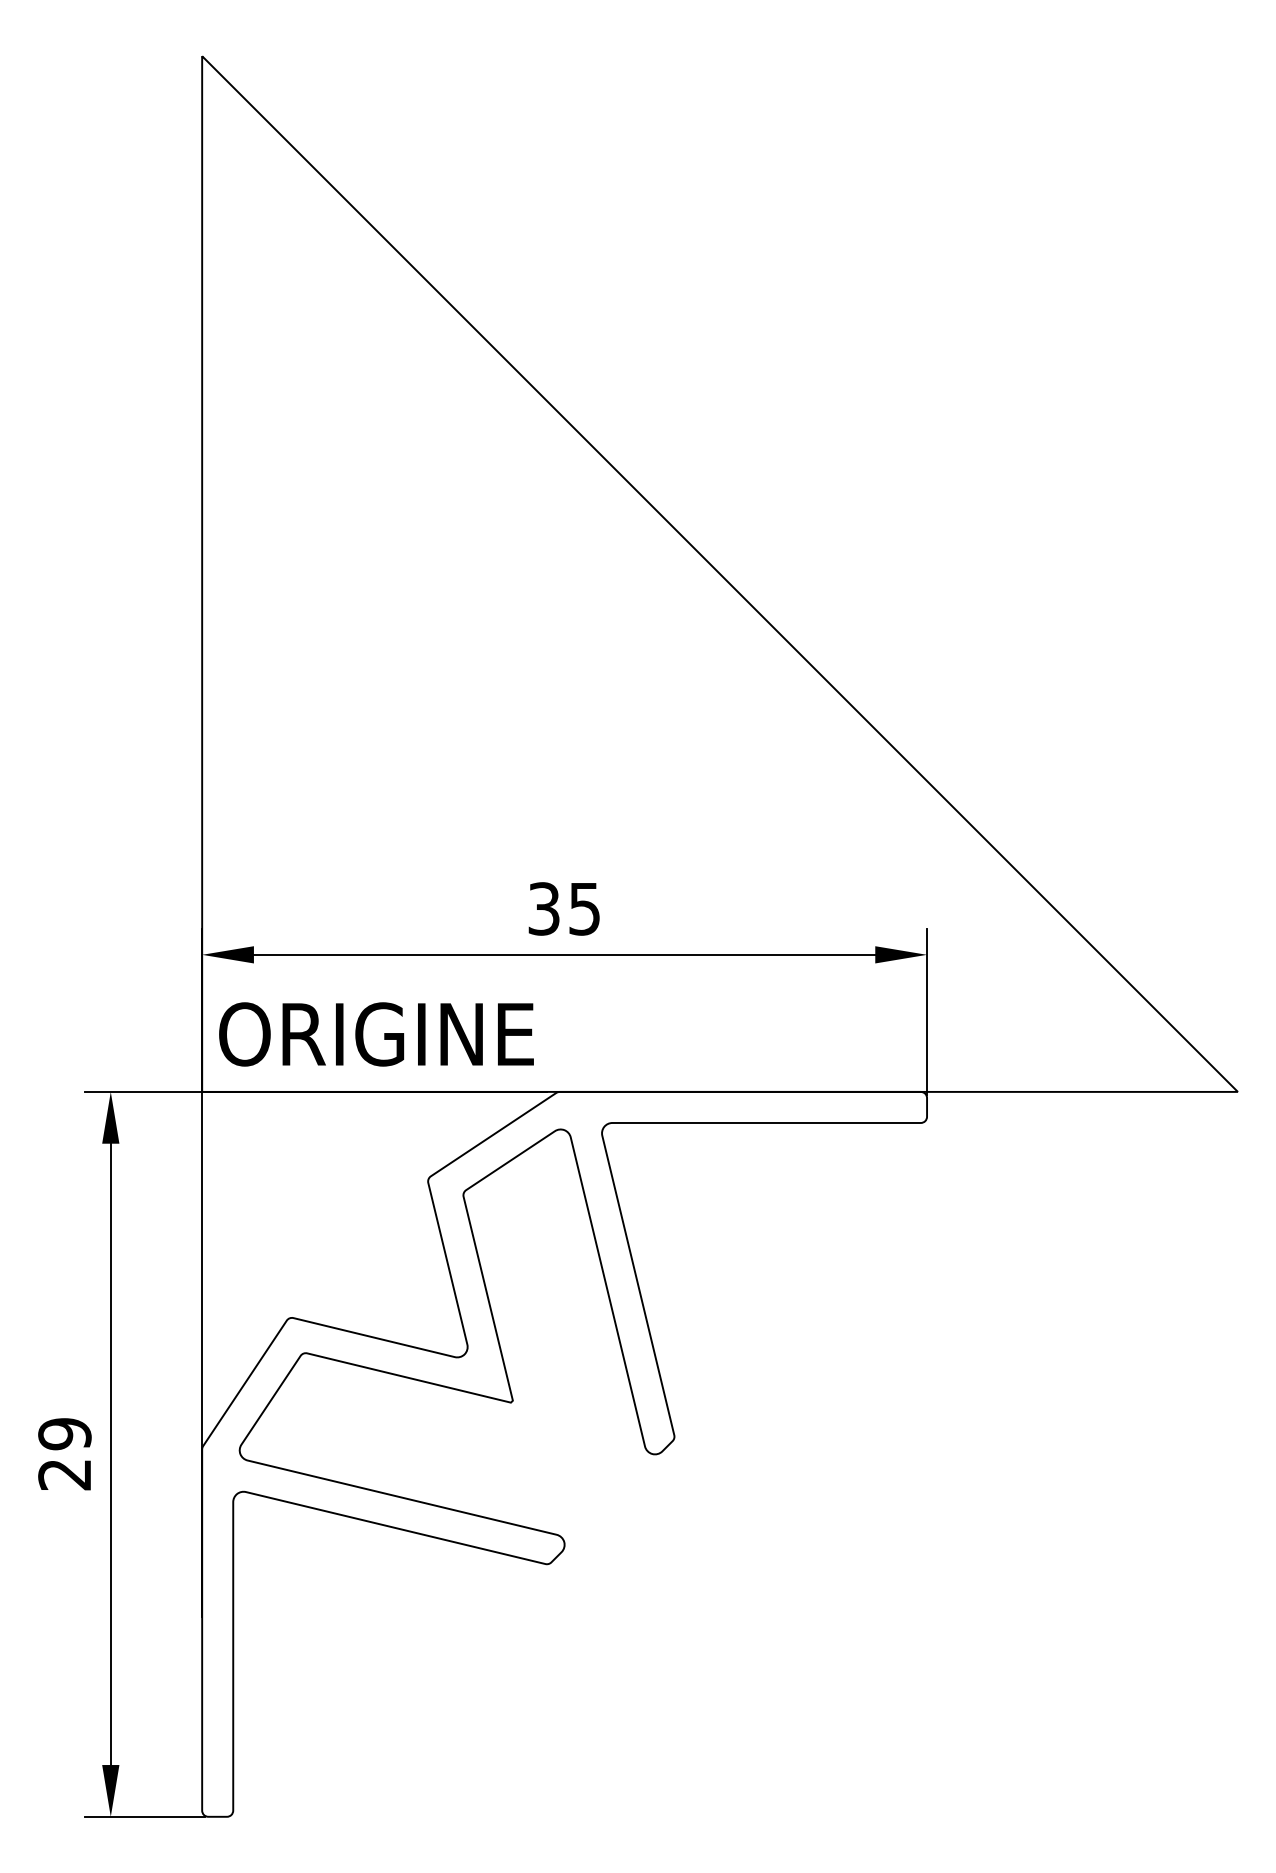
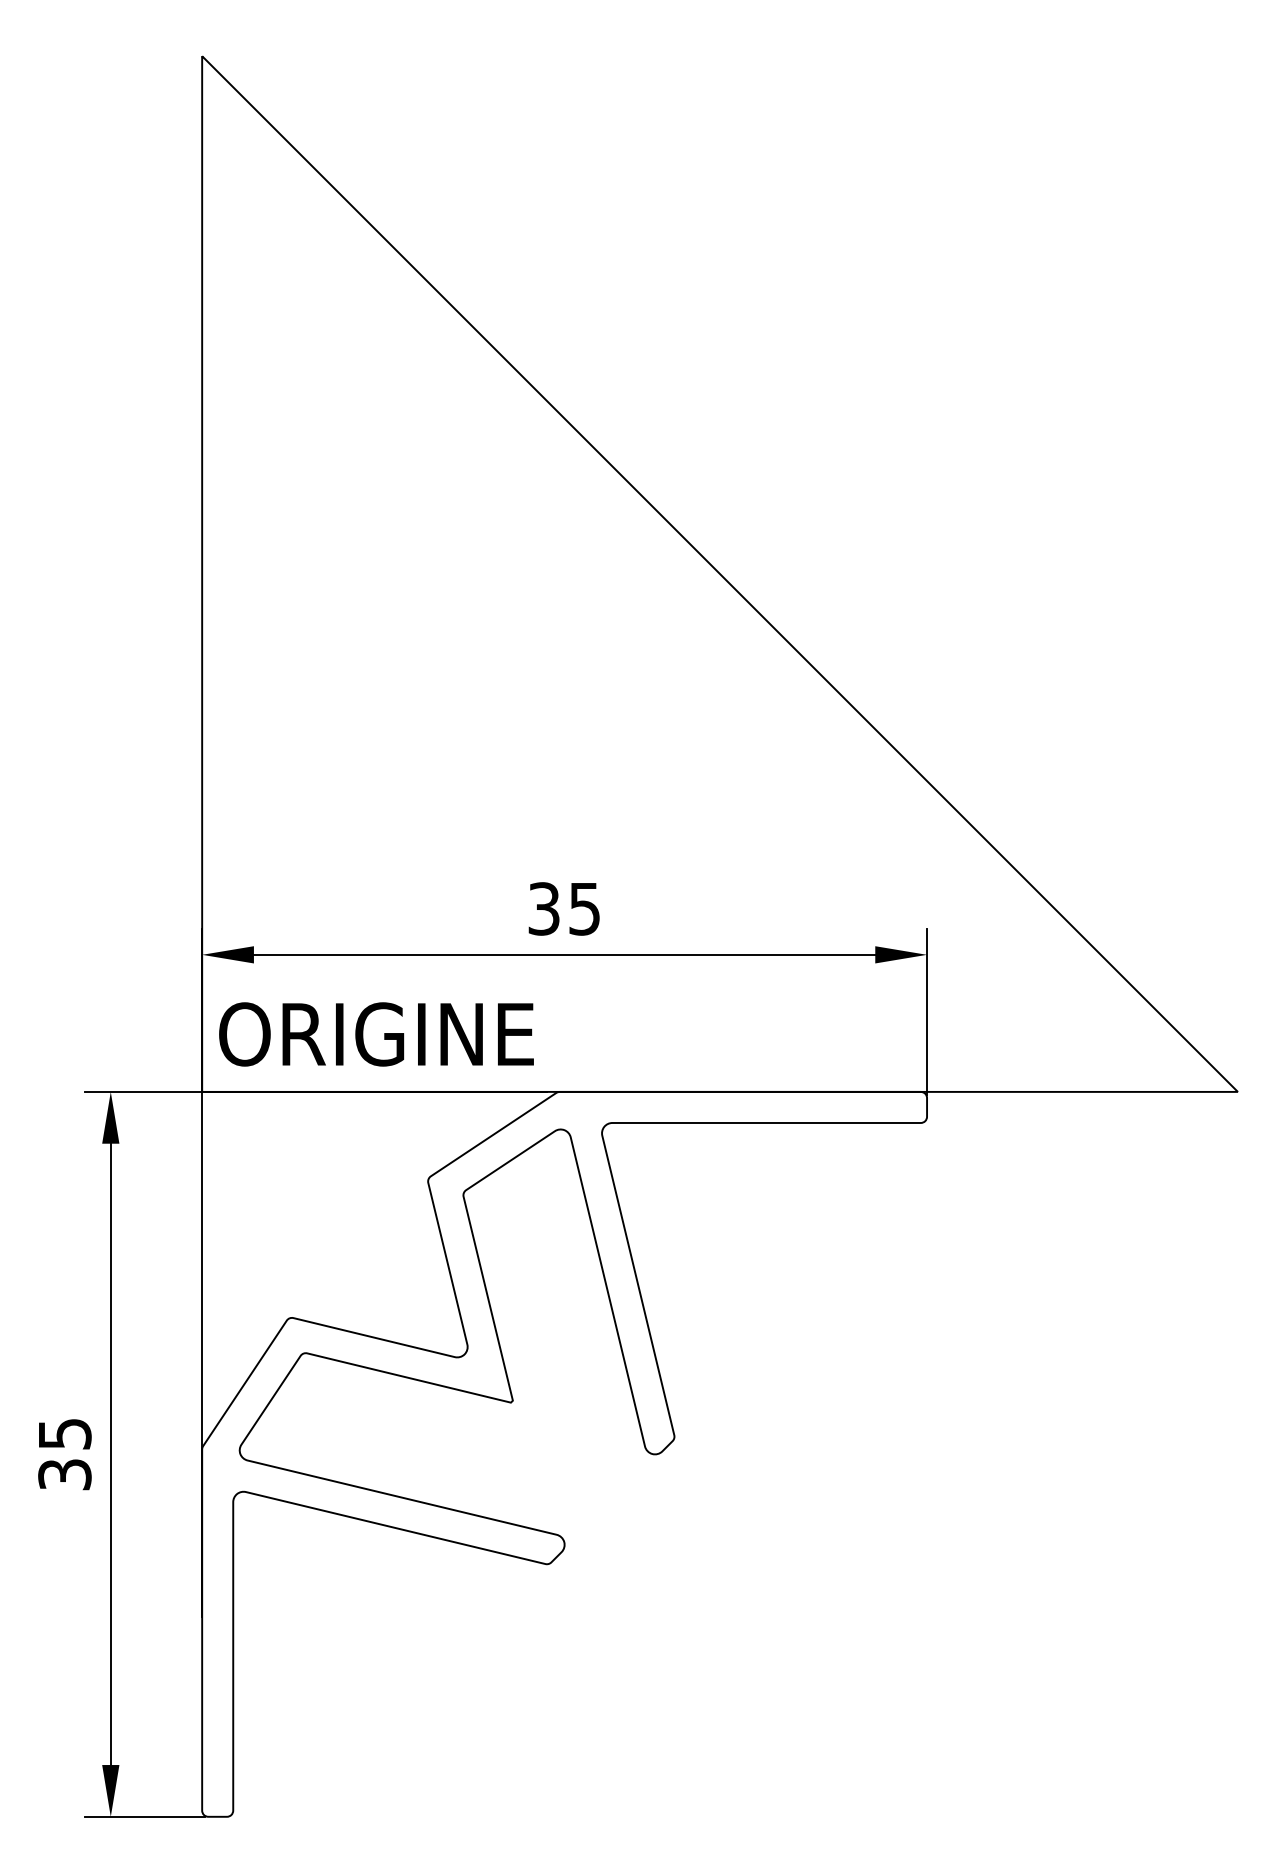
text: 29 -> 35 (64, 1454)
